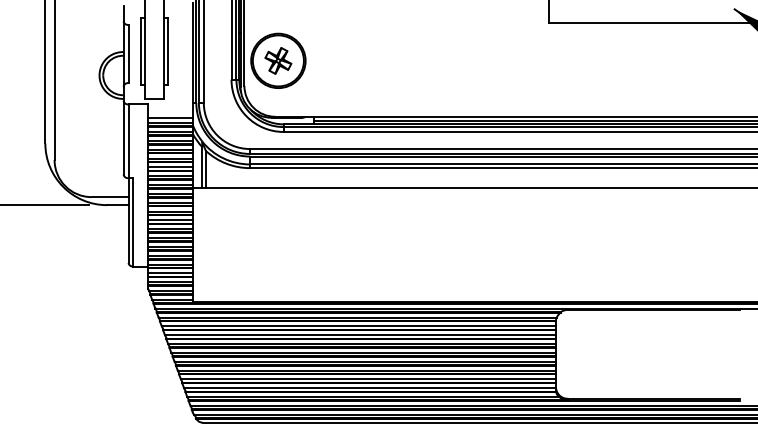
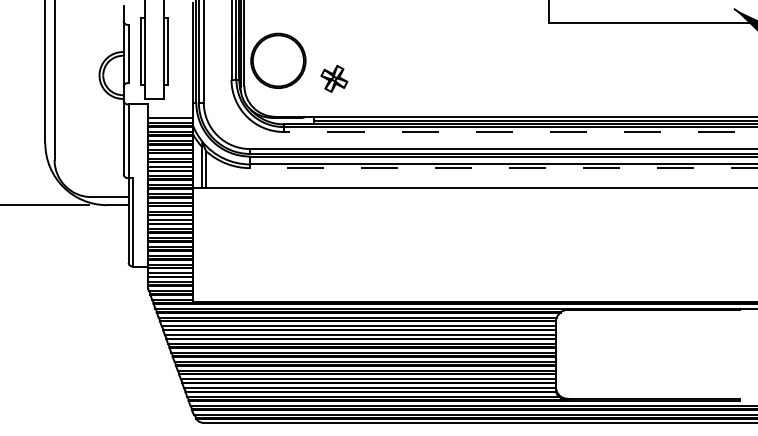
part position: (278, 60) -> (334, 78) (334, 78)
line: solid -> dashed (520, 131)
line: solid -> dashed (503, 168)
